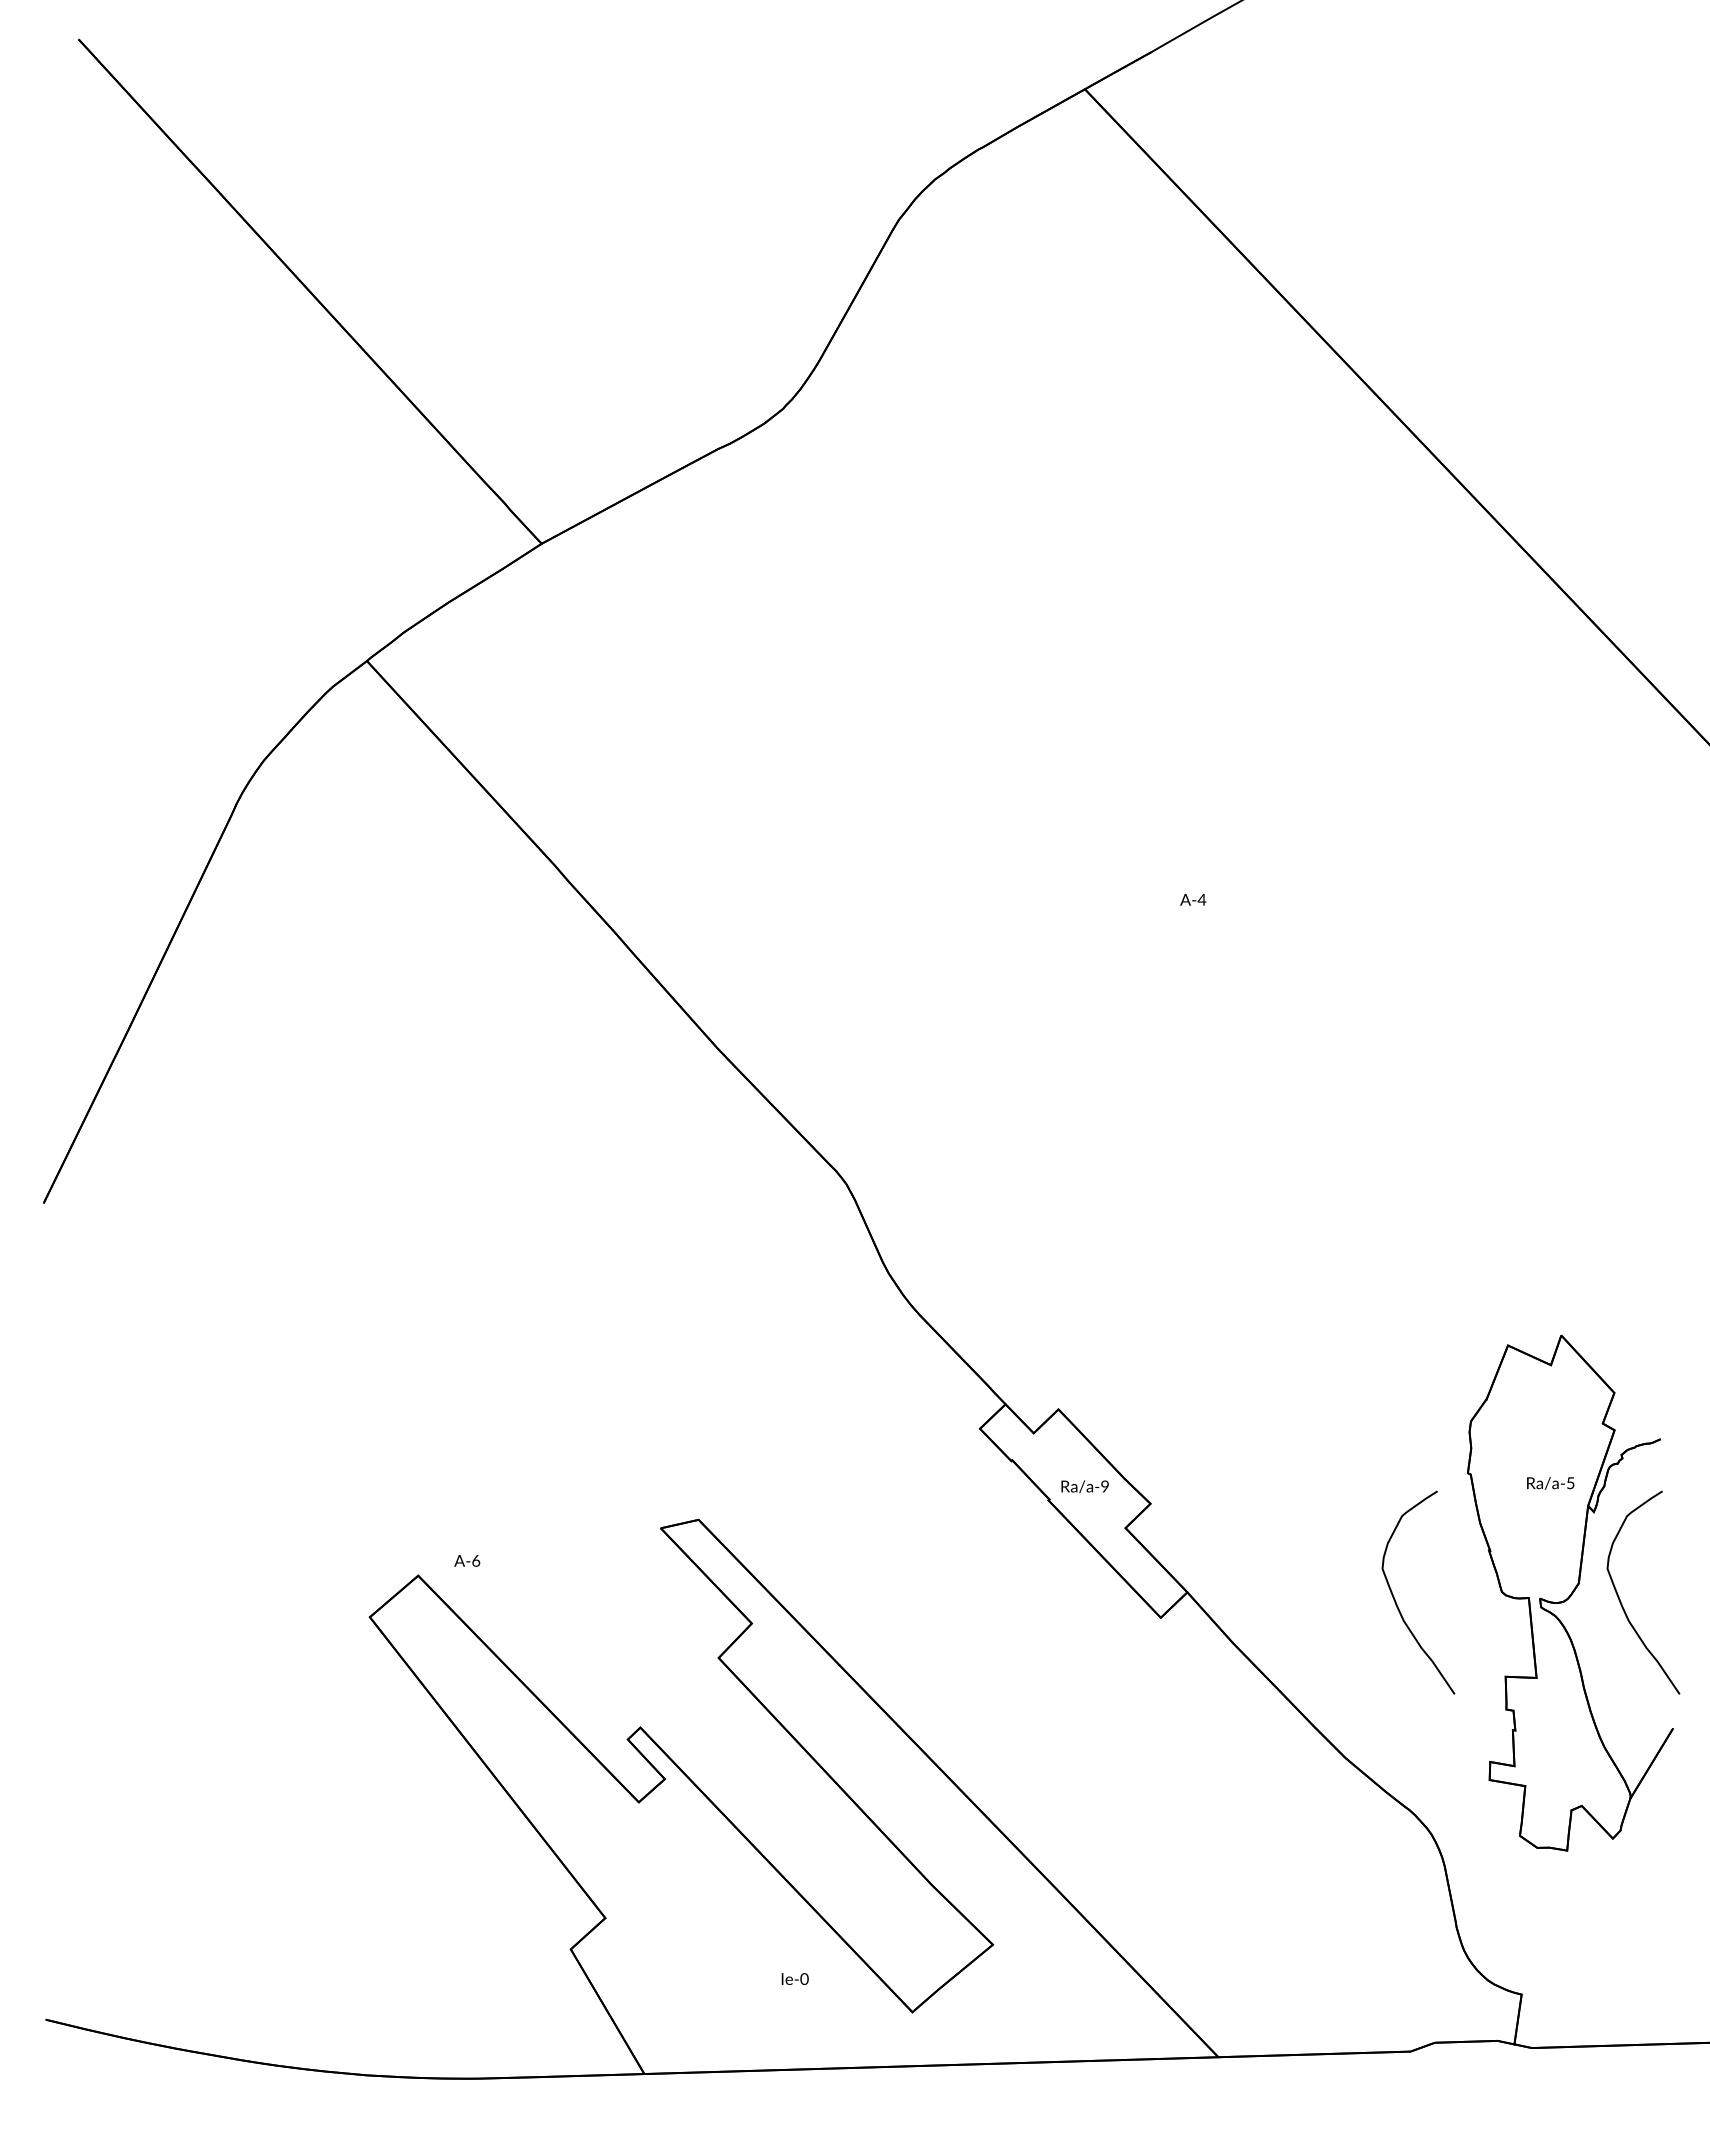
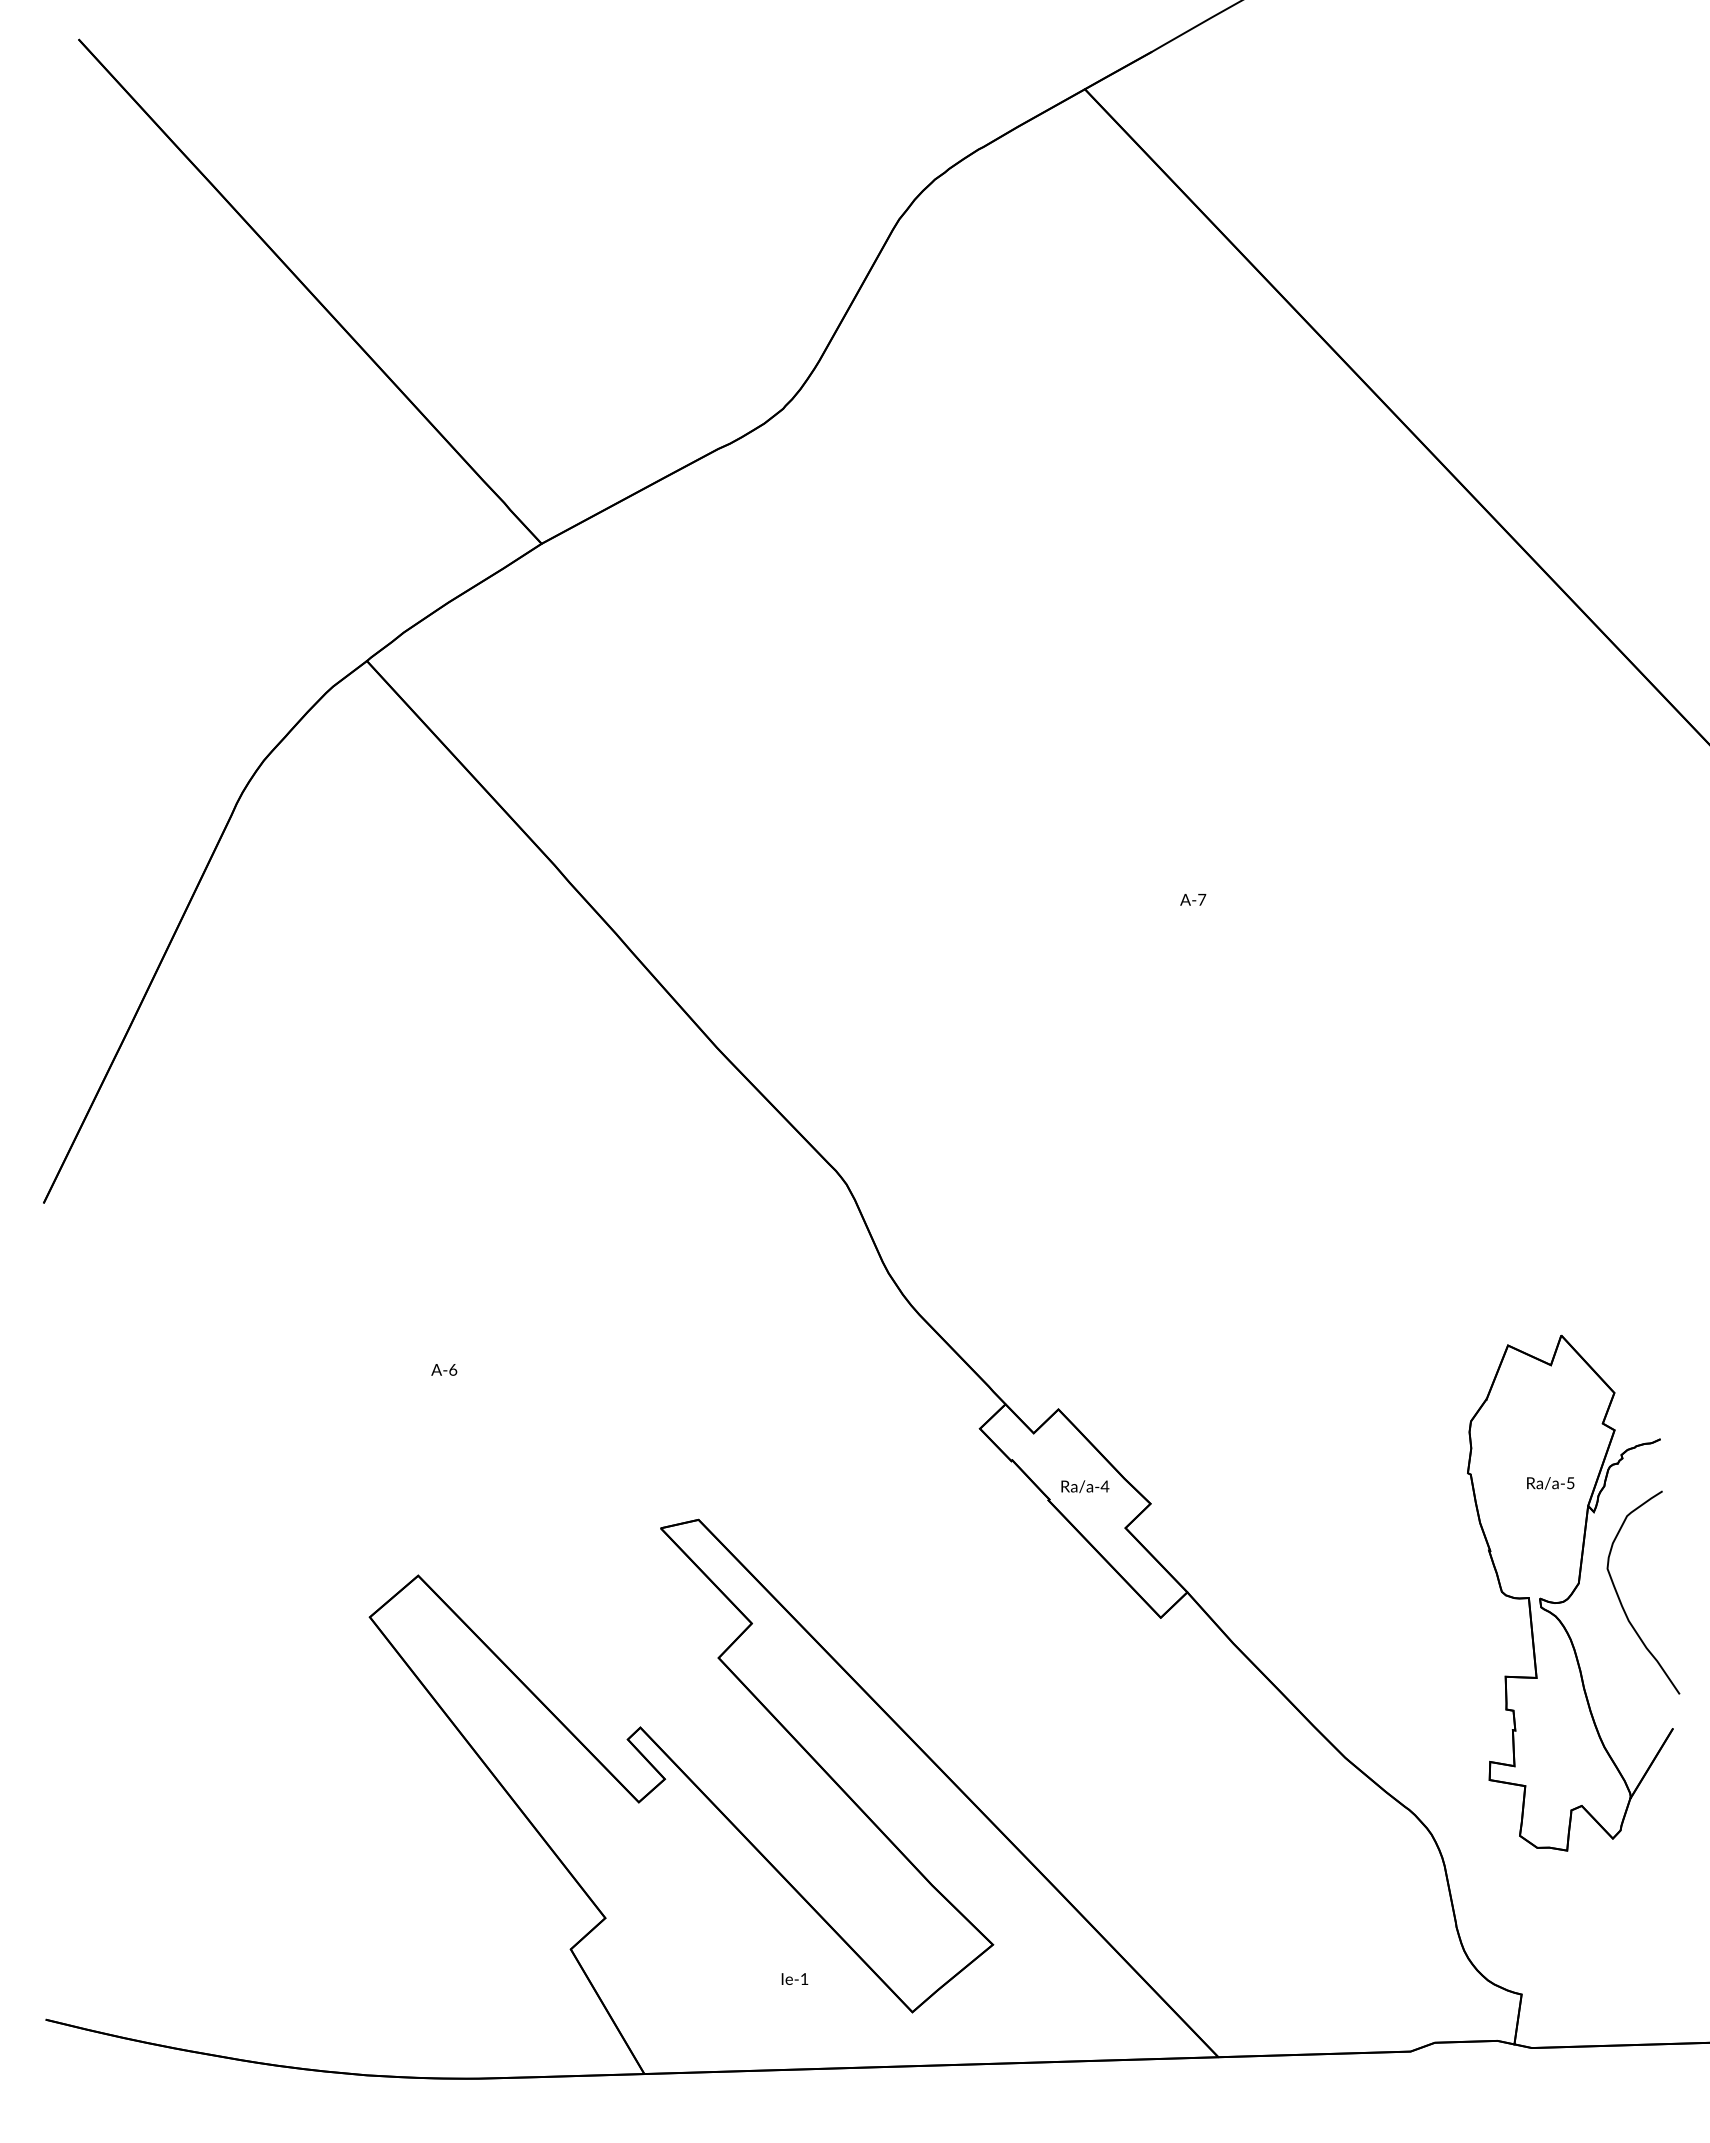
text: A-4 -> A-7 (1201, 899)
text: Ra/a-9 -> Ra/a-4 (1104, 1486)
text position: (467, 1560) -> (444, 1369) (444, 1369)
curve: present -> none (1396, 1601)
text: Ie-0 -> Ie-1 (804, 1978)
